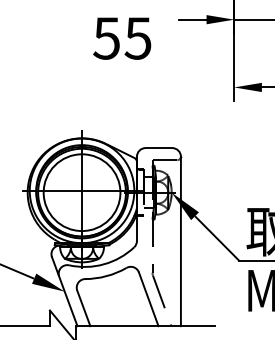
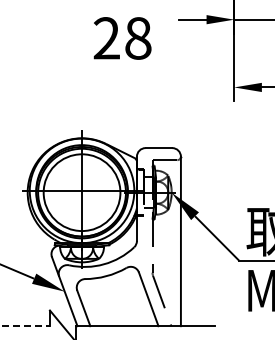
text: 55 -> 28 (122, 38)
line: solid -> dashed (25, 326)
